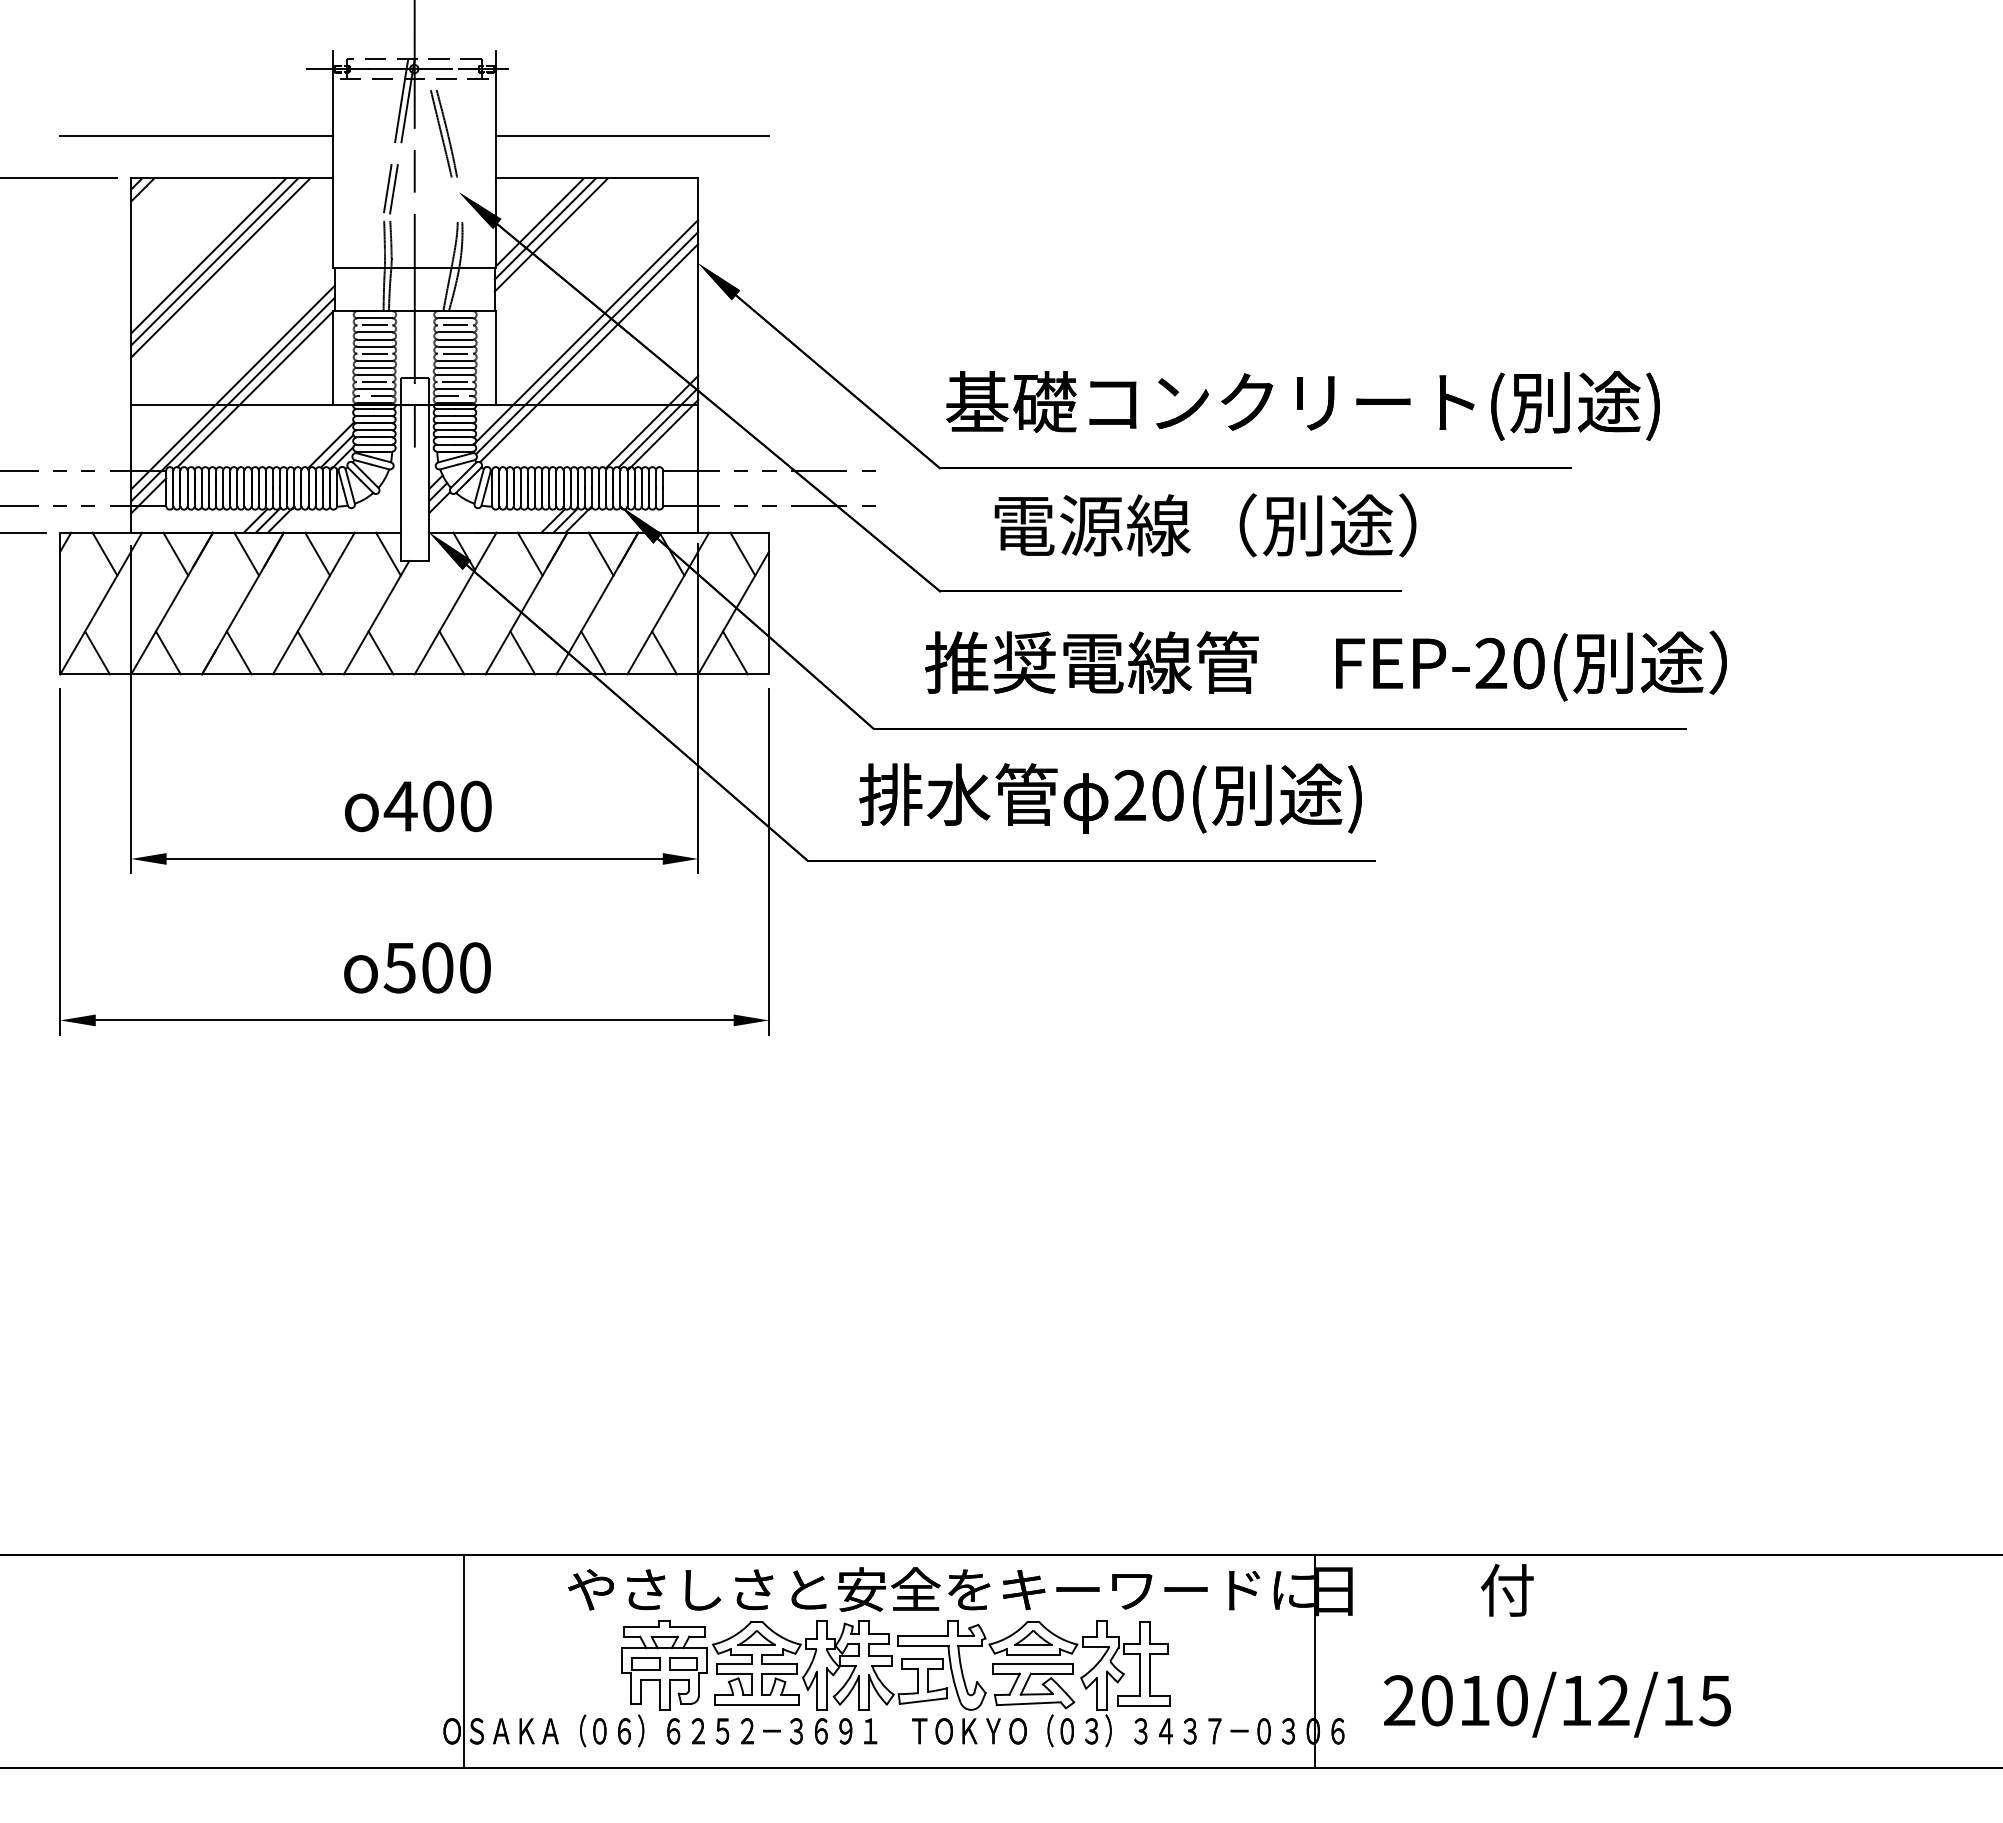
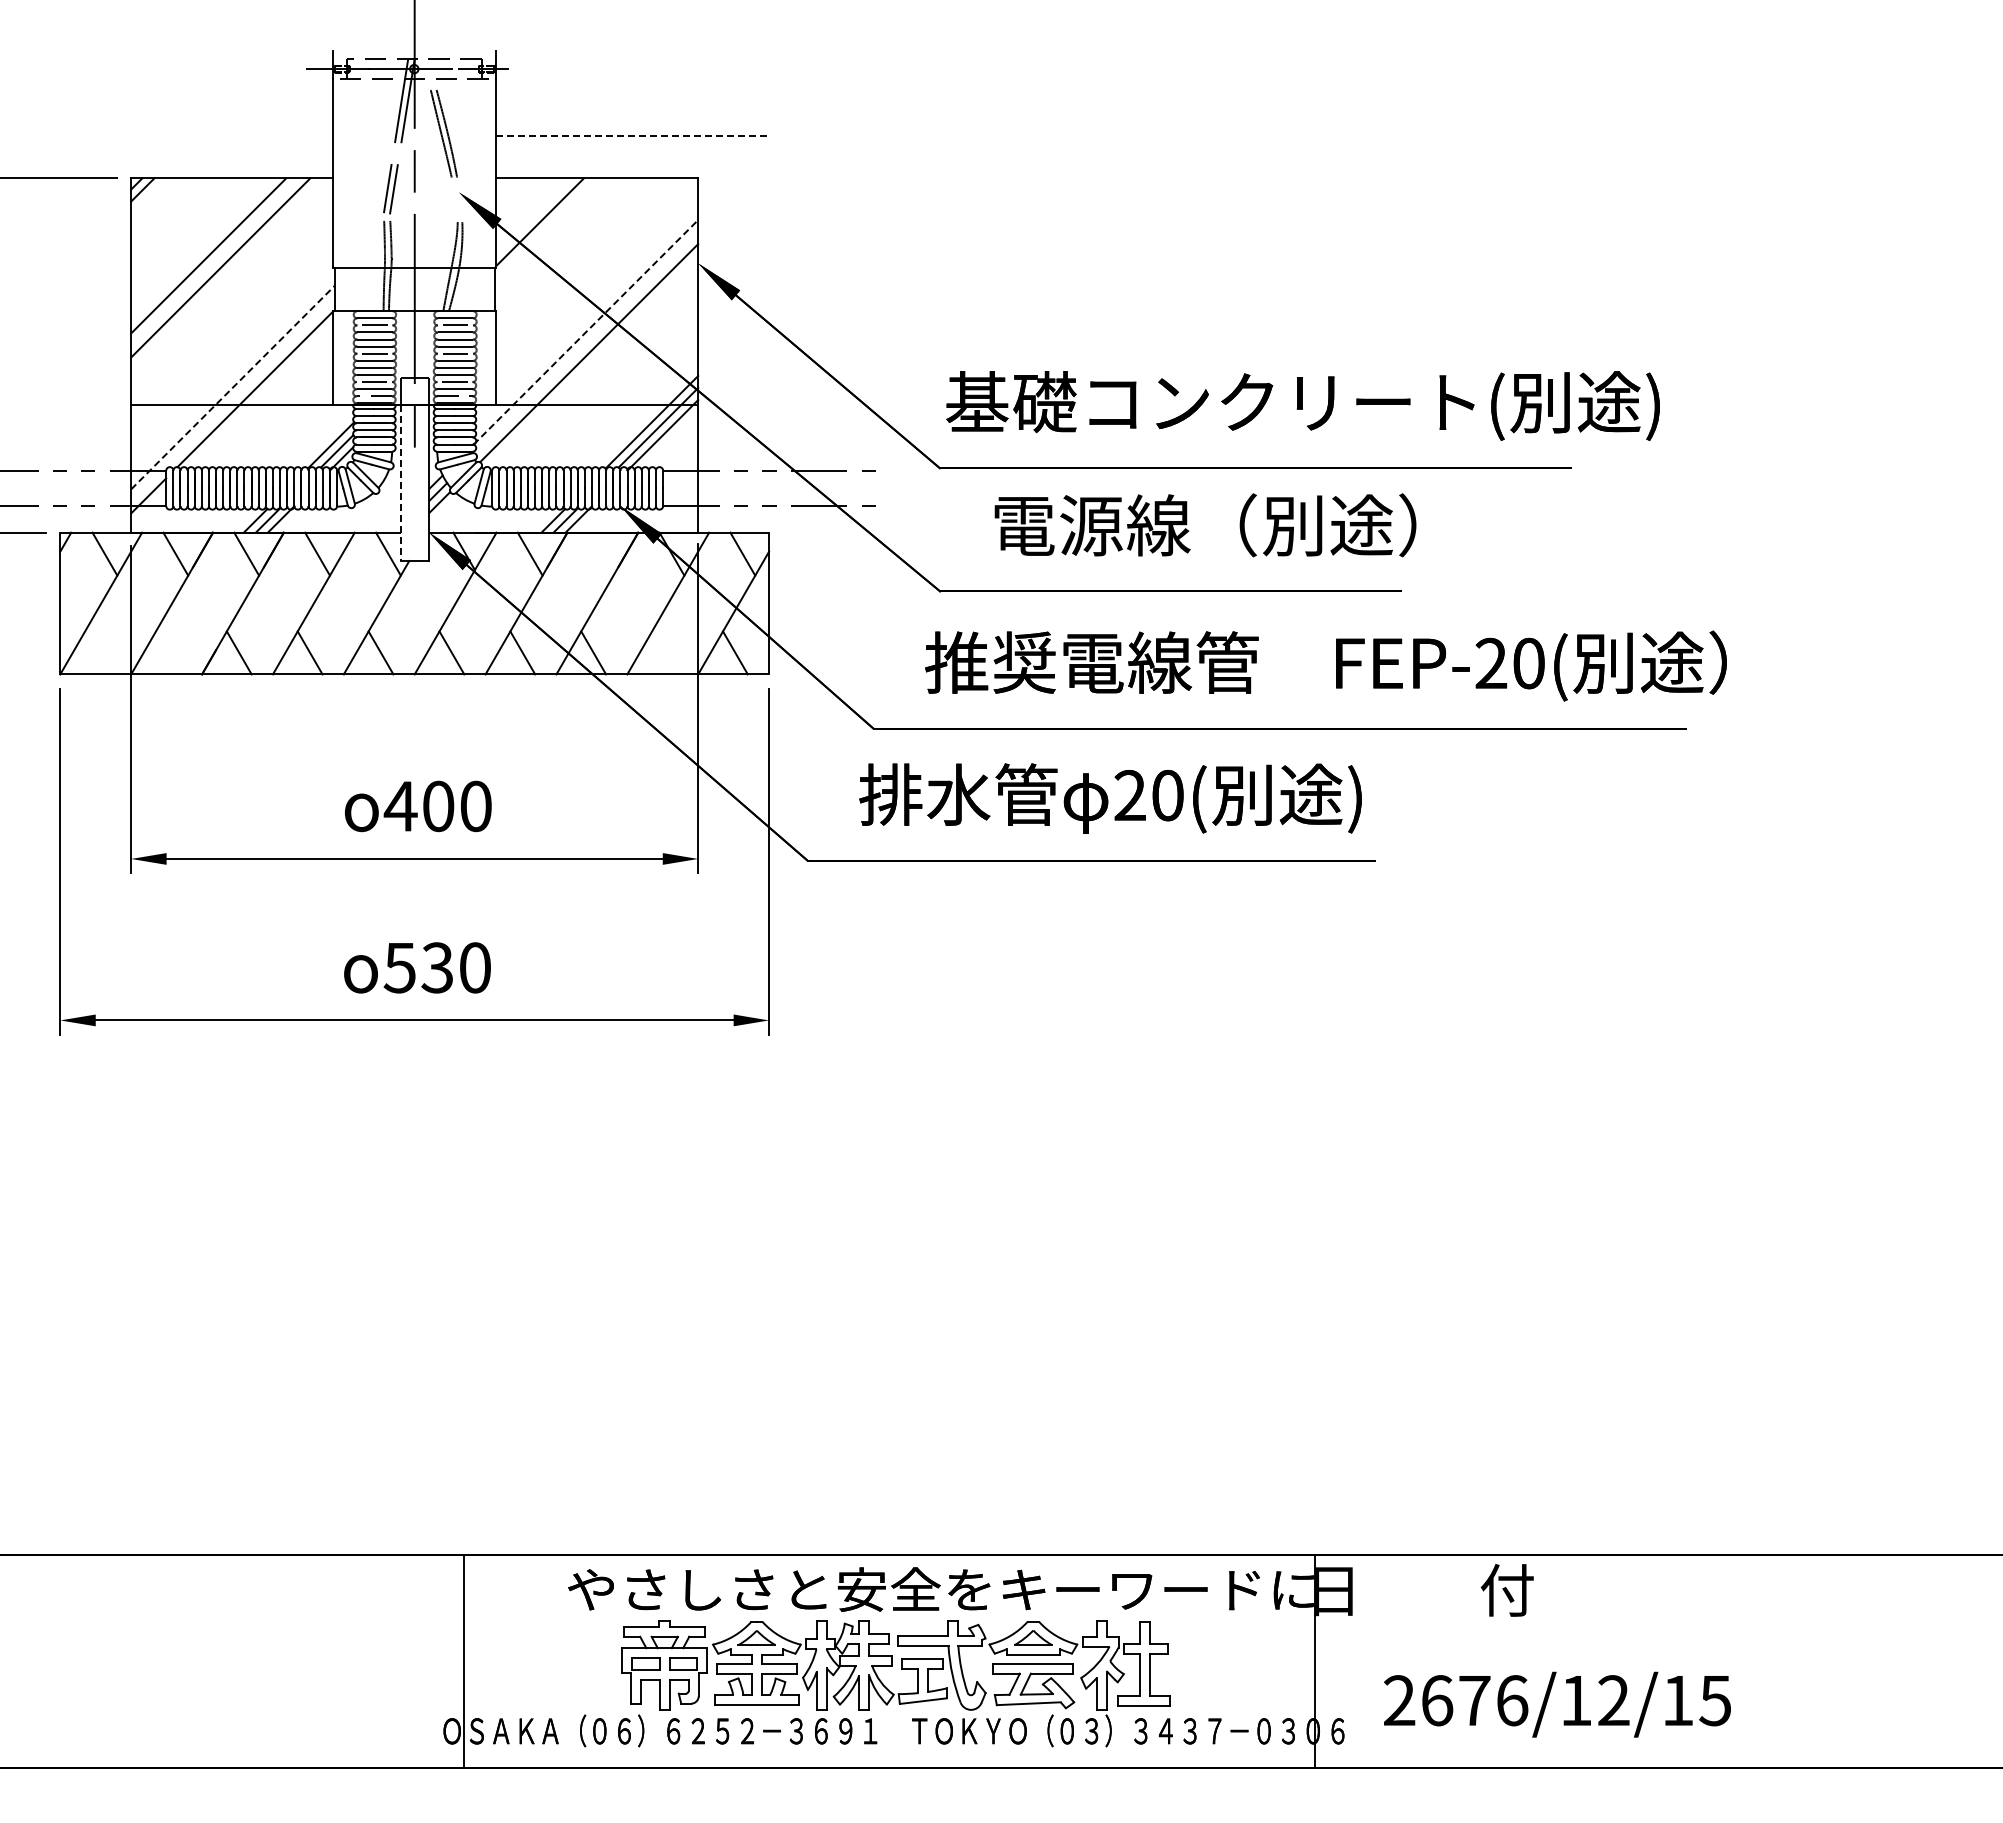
line: present -> none (196, 135)
line: solid -> dashed (633, 135)
line: present -> none (545, 228)
line: present -> none (551, 234)
line: present -> none (214, 261)
line: solid -> dashed (585, 332)
line: present -> none (587, 343)
line: solid -> dashed (232, 387)
line: present -> none (232, 399)
line: solid -> dashed (401, 483)
line: present -> none (600, 553)
line: present -> none (97, 652)
line: present -> none (168, 652)
line: present -> none (664, 652)
text: 500 -> 530 (437, 967)
text: 2010/12/15 -> 2676/12/15 (1475, 1700)
